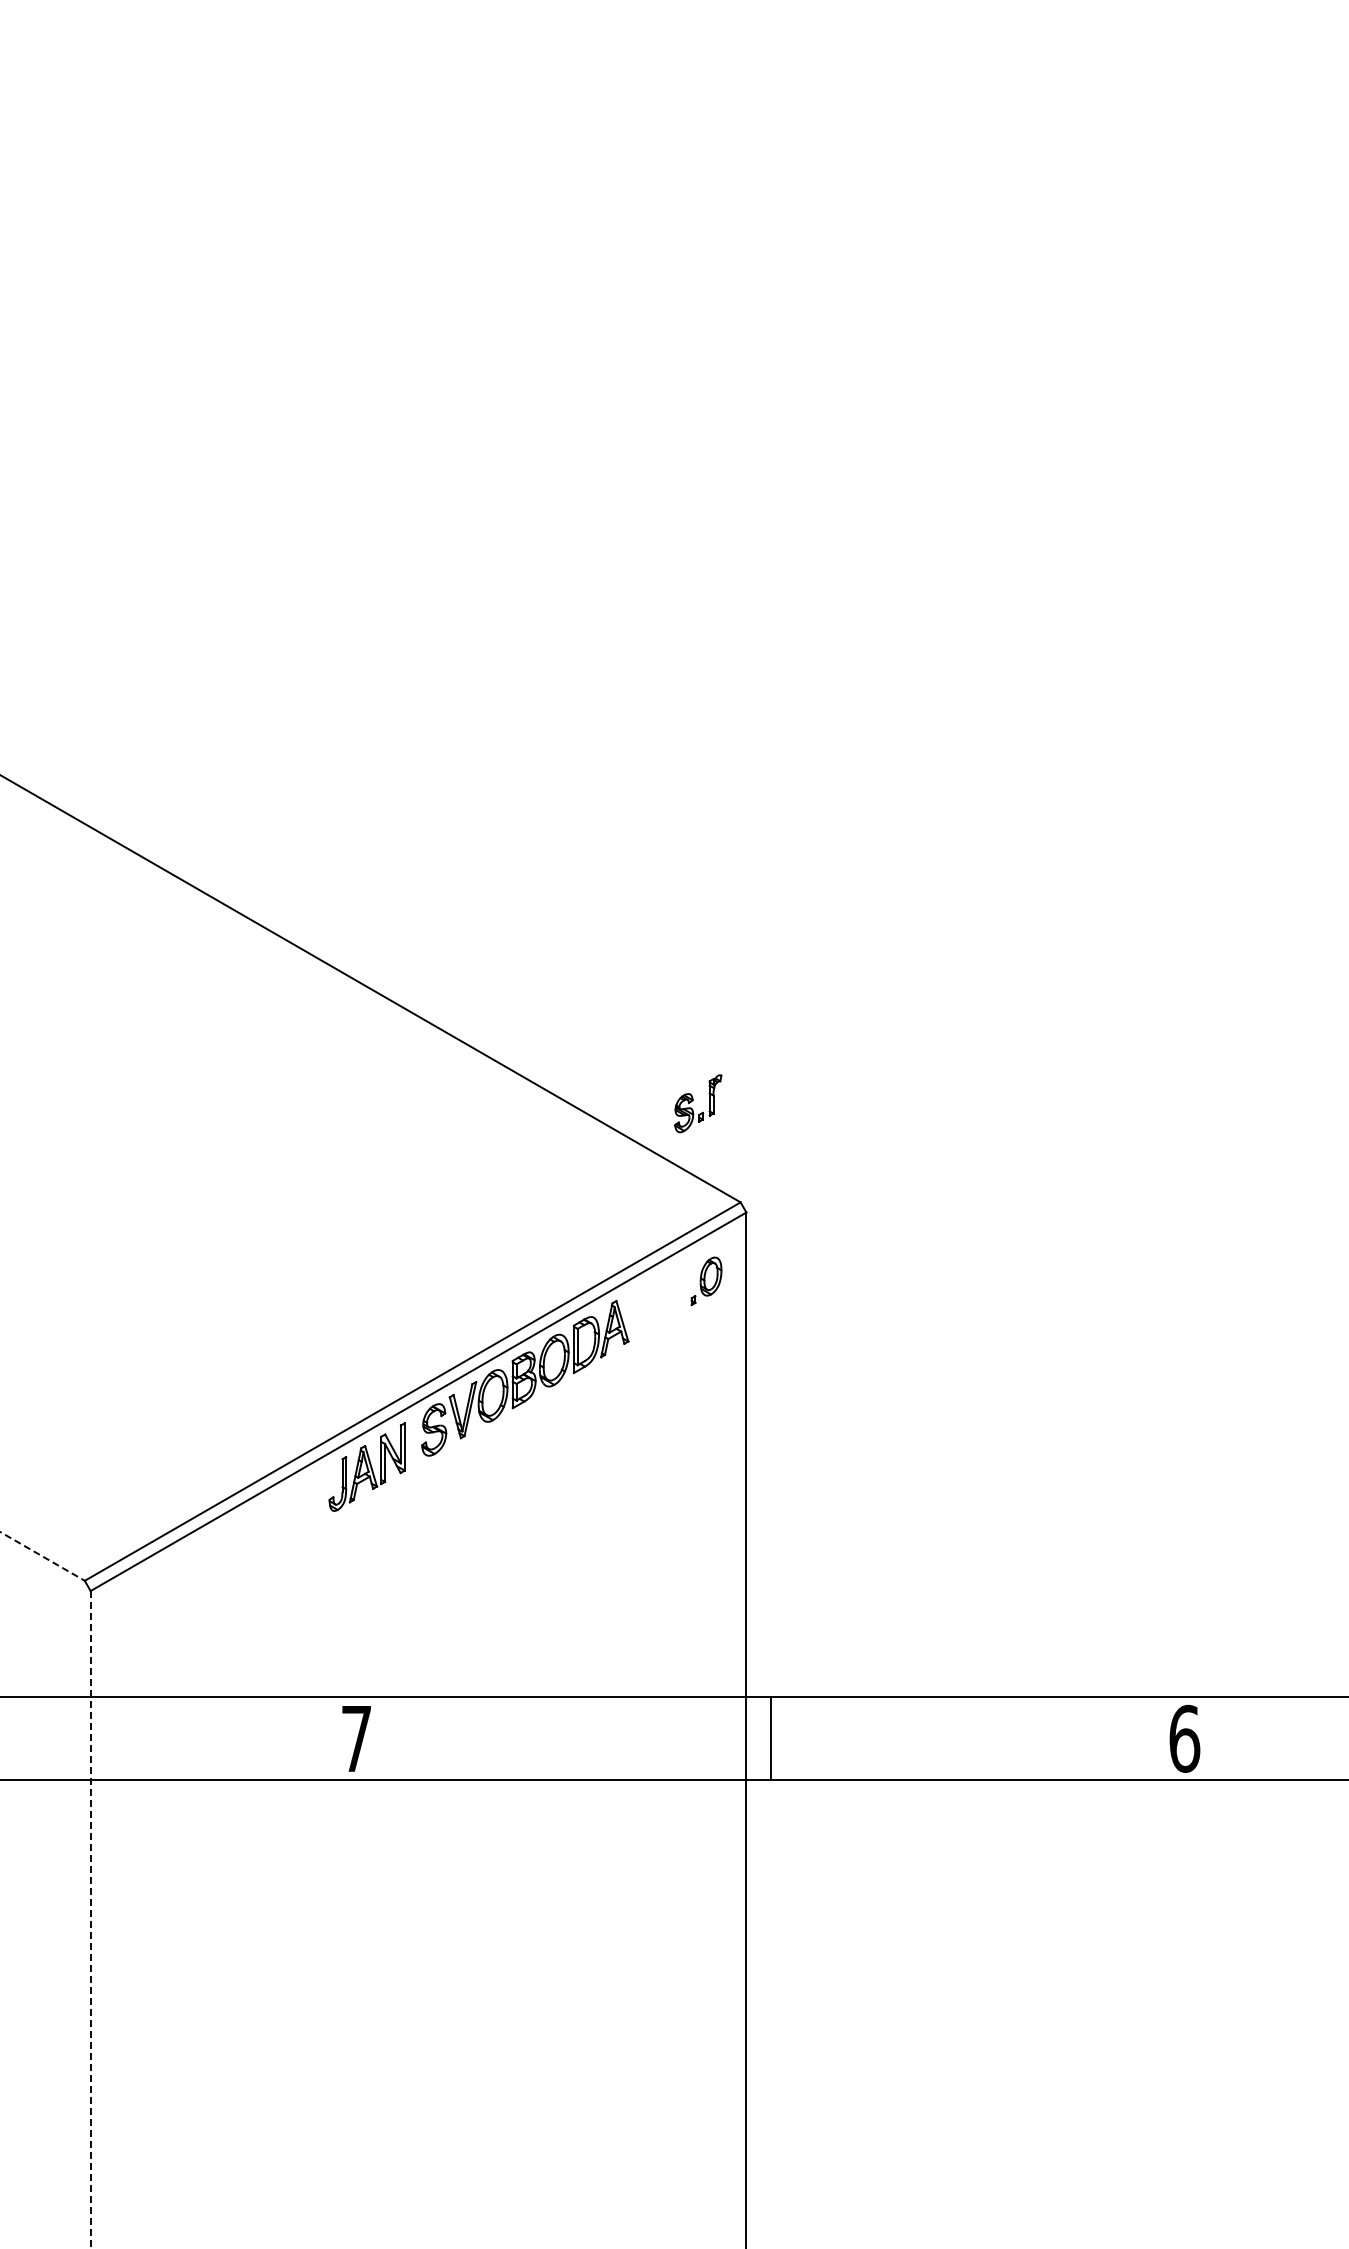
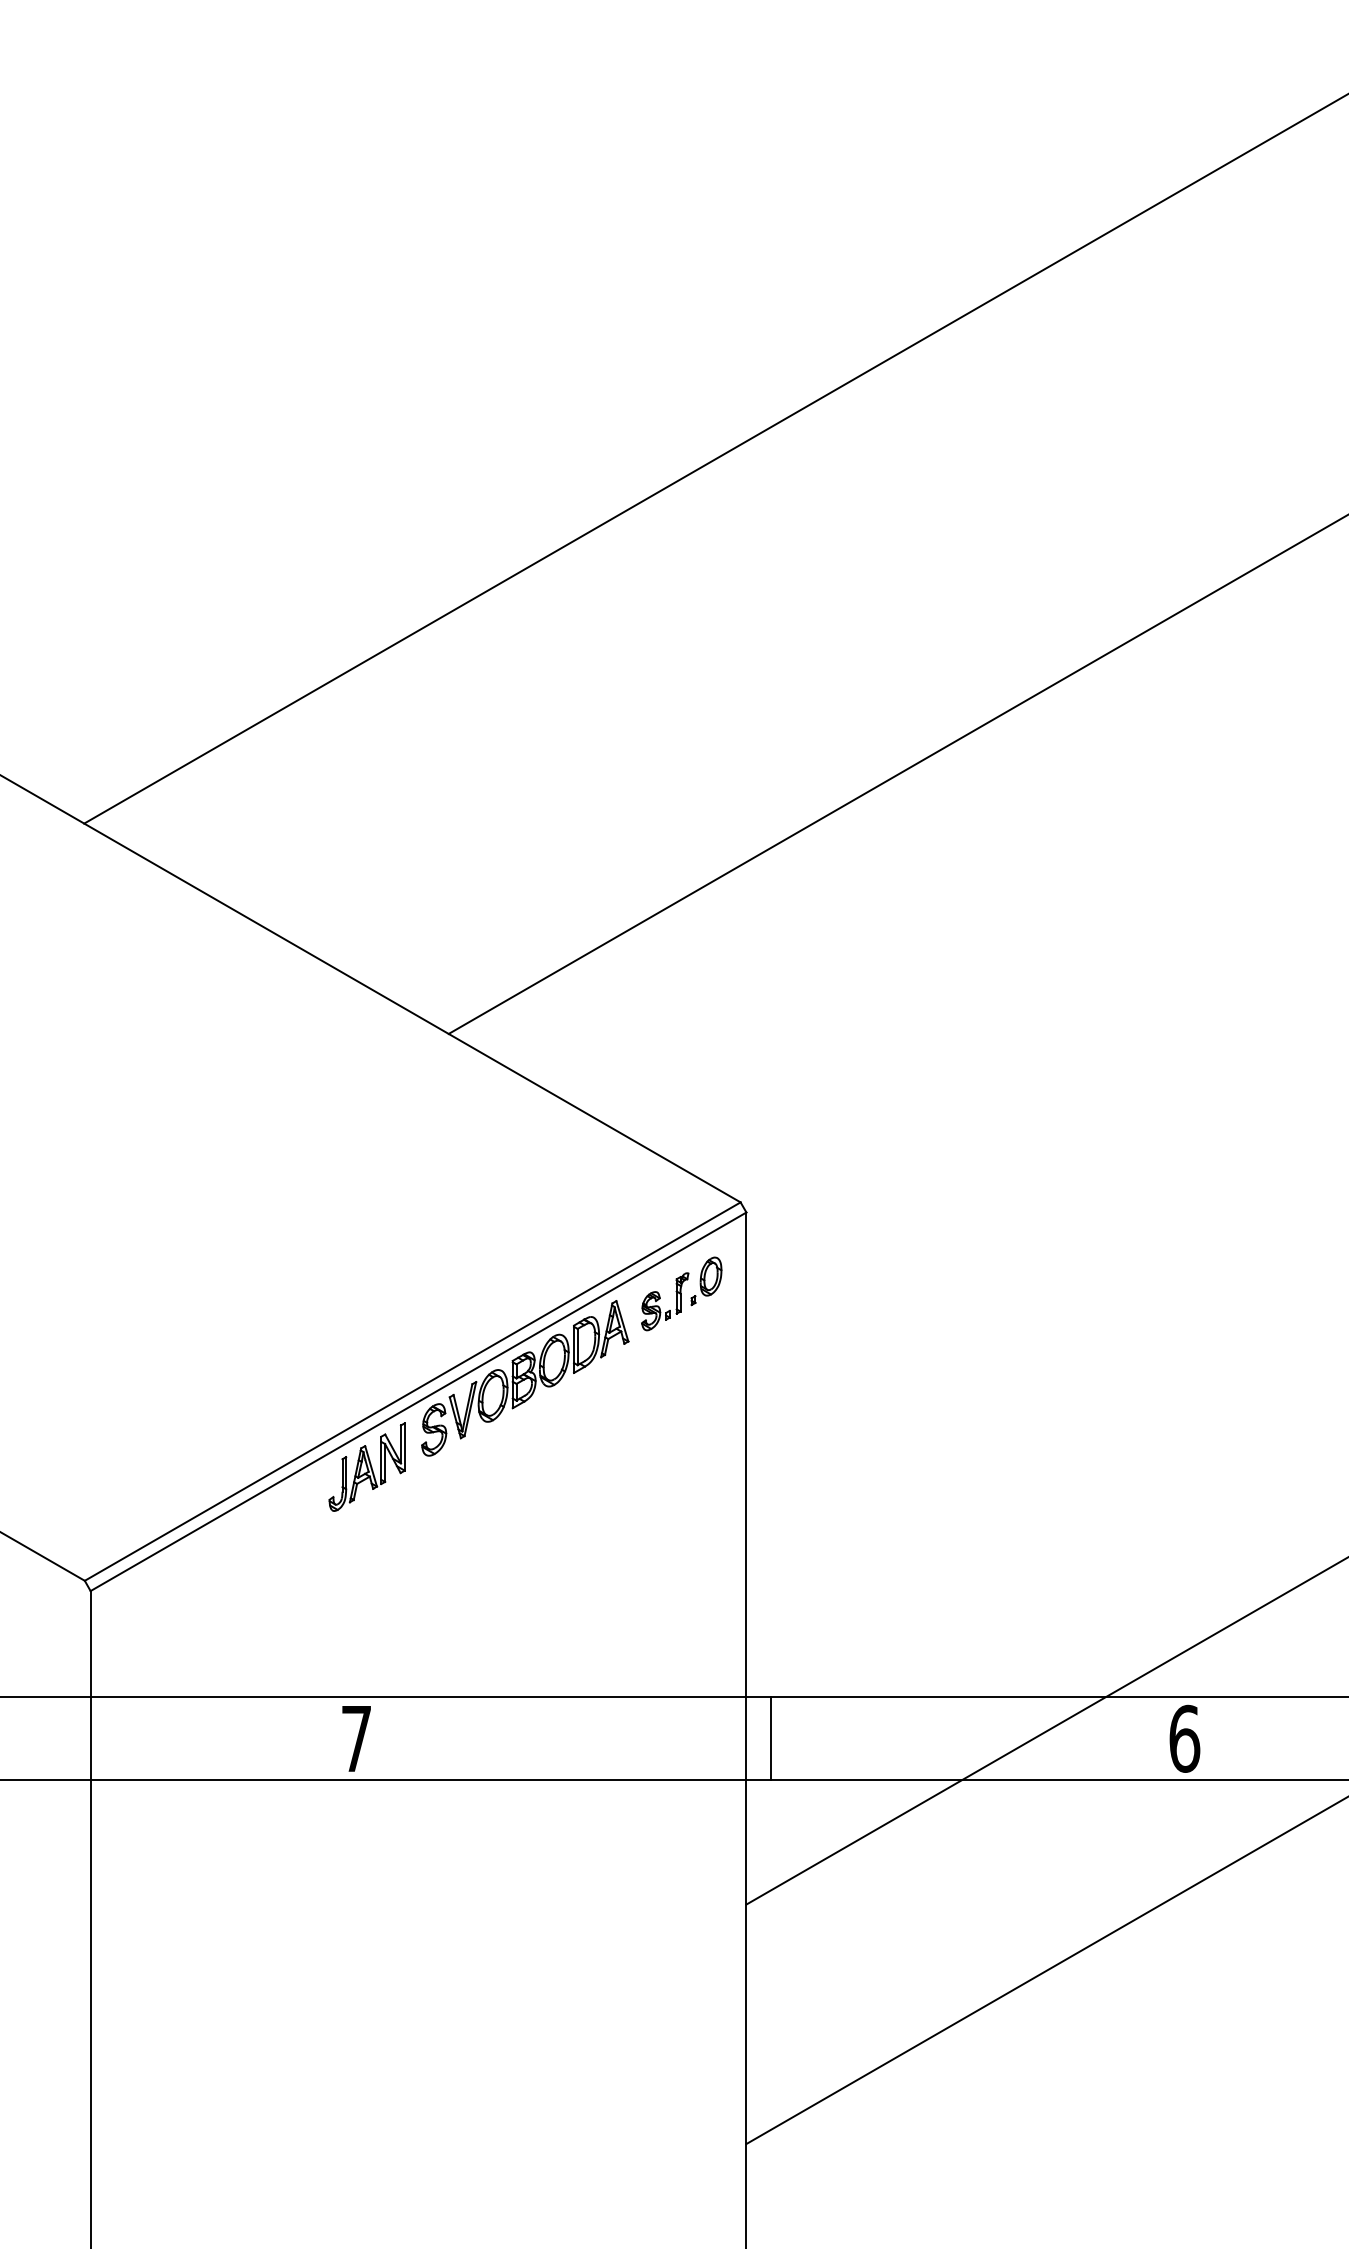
line: none -> present (714, 459)
line: none -> present (896, 774)
part position: (698, 1103) -> (665, 1301) (665, 1301)
line: dashed -> solid (43, 1556)
line: none -> present (1045, 1731)
line: dashed -> solid (90, 1920)
line: none -> present (1045, 1971)
